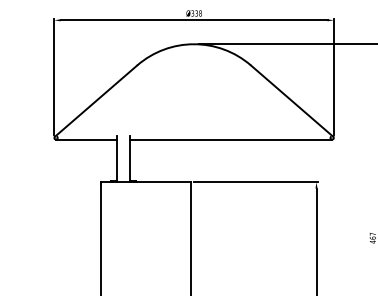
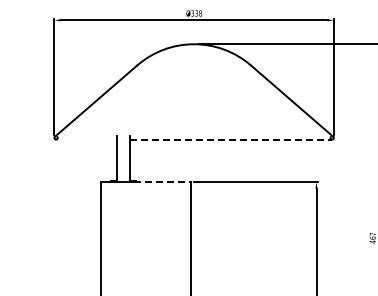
line: present -> none (86, 139)
line: solid -> dashed (231, 139)
line: solid -> dashed (162, 182)
